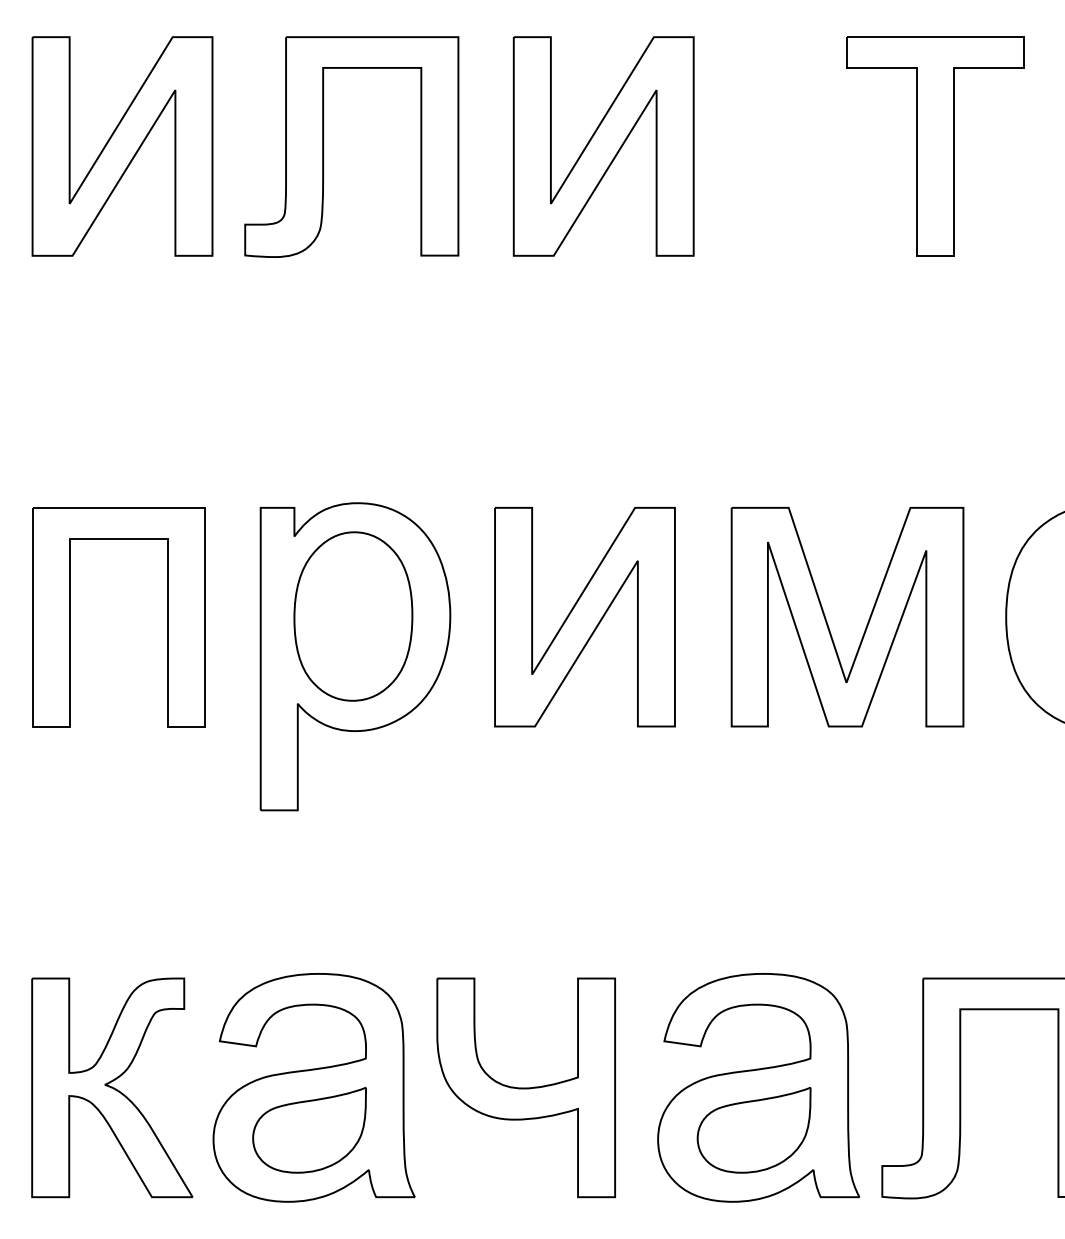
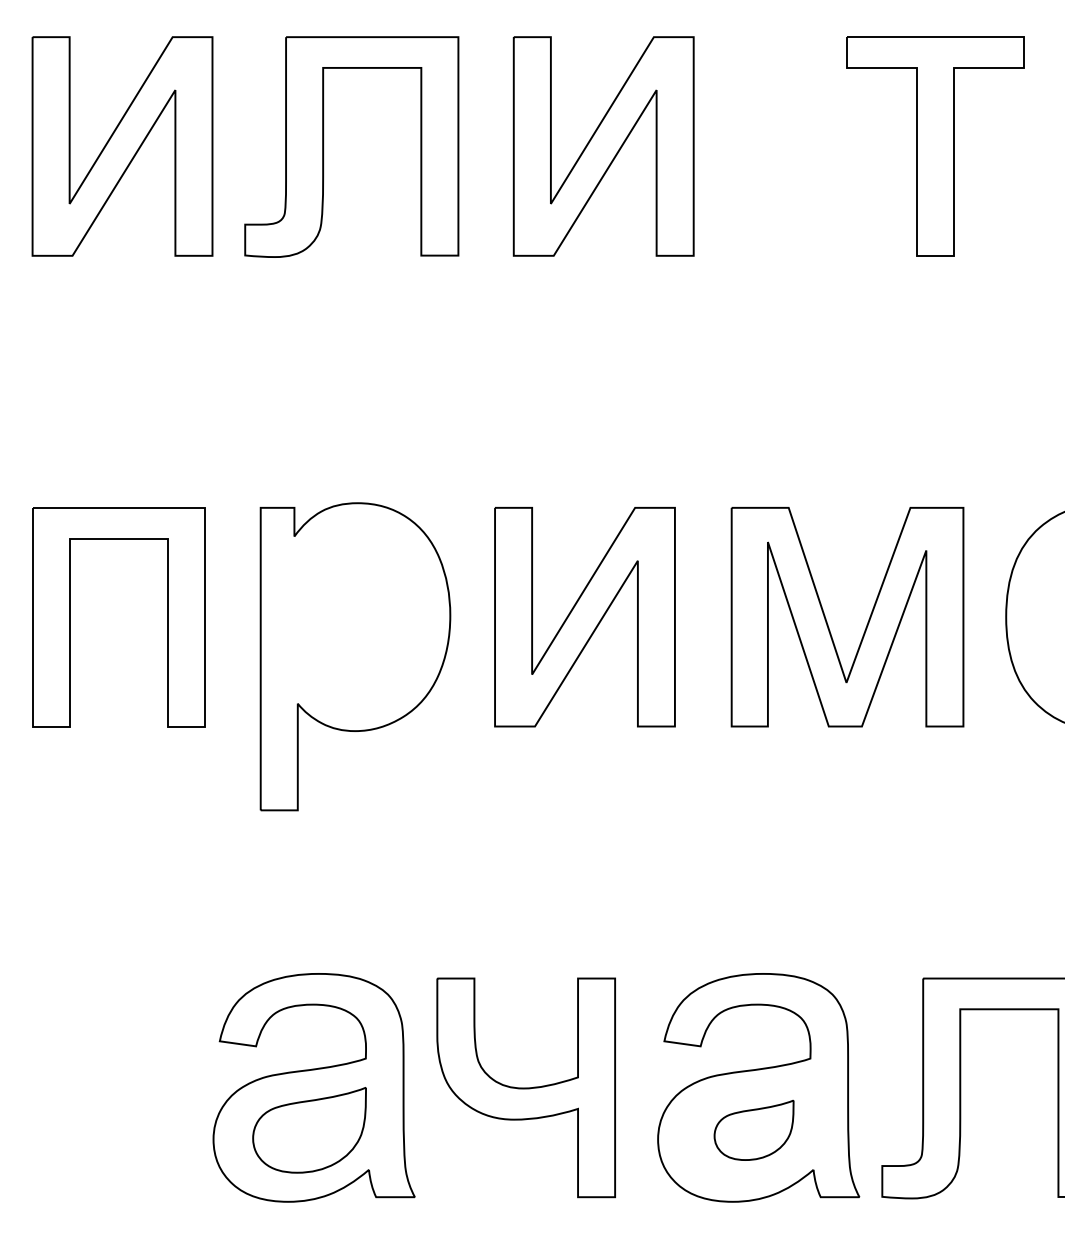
part: present -> none (353, 616)
part: present -> none (112, 1087)
part size: 116x87 px -> 82x62 px (753, 1129)
